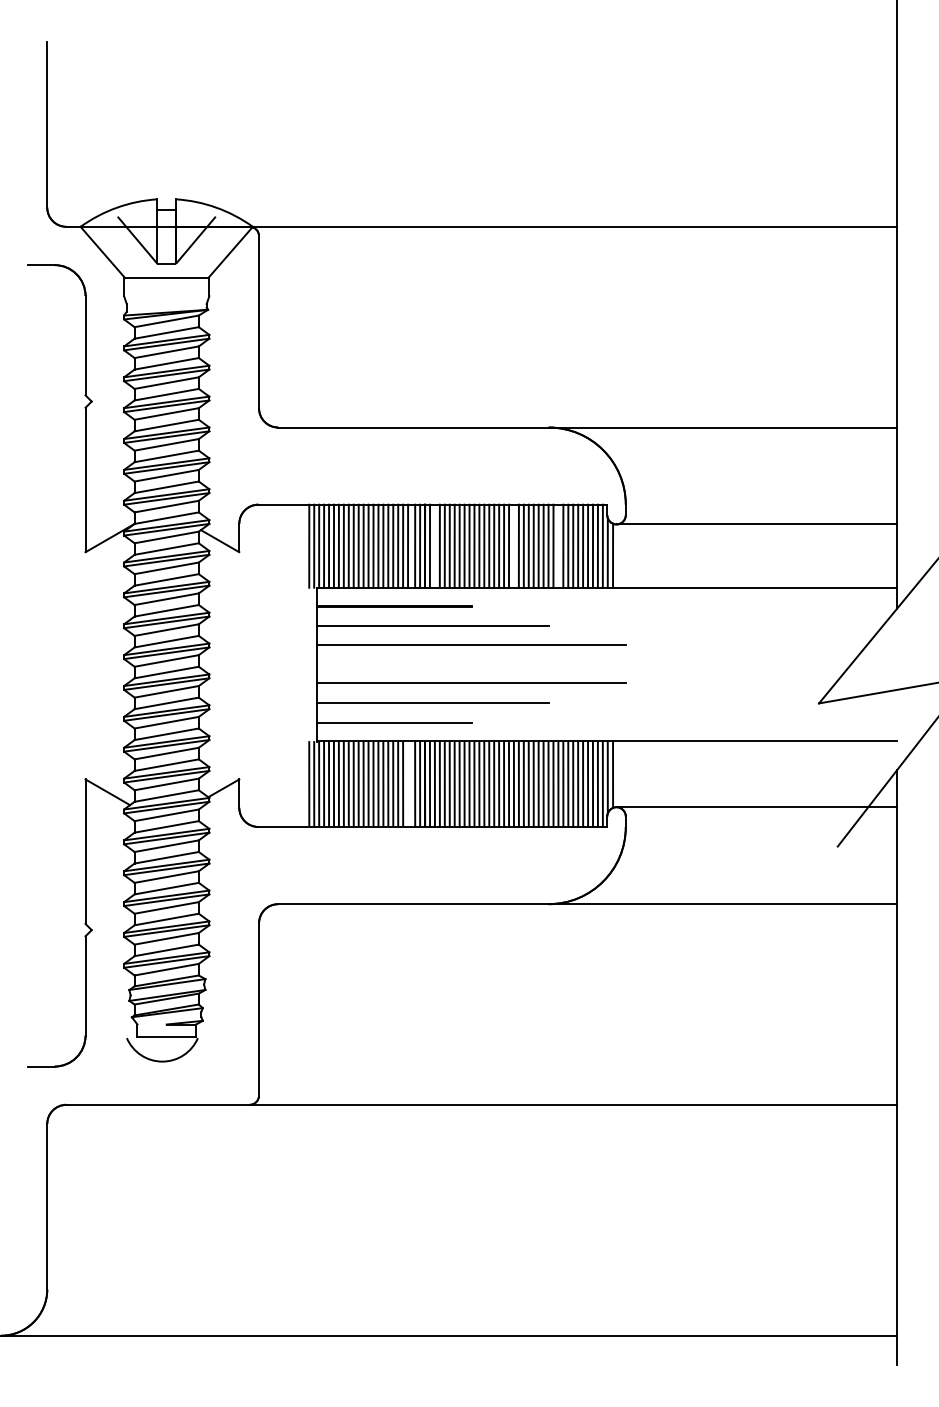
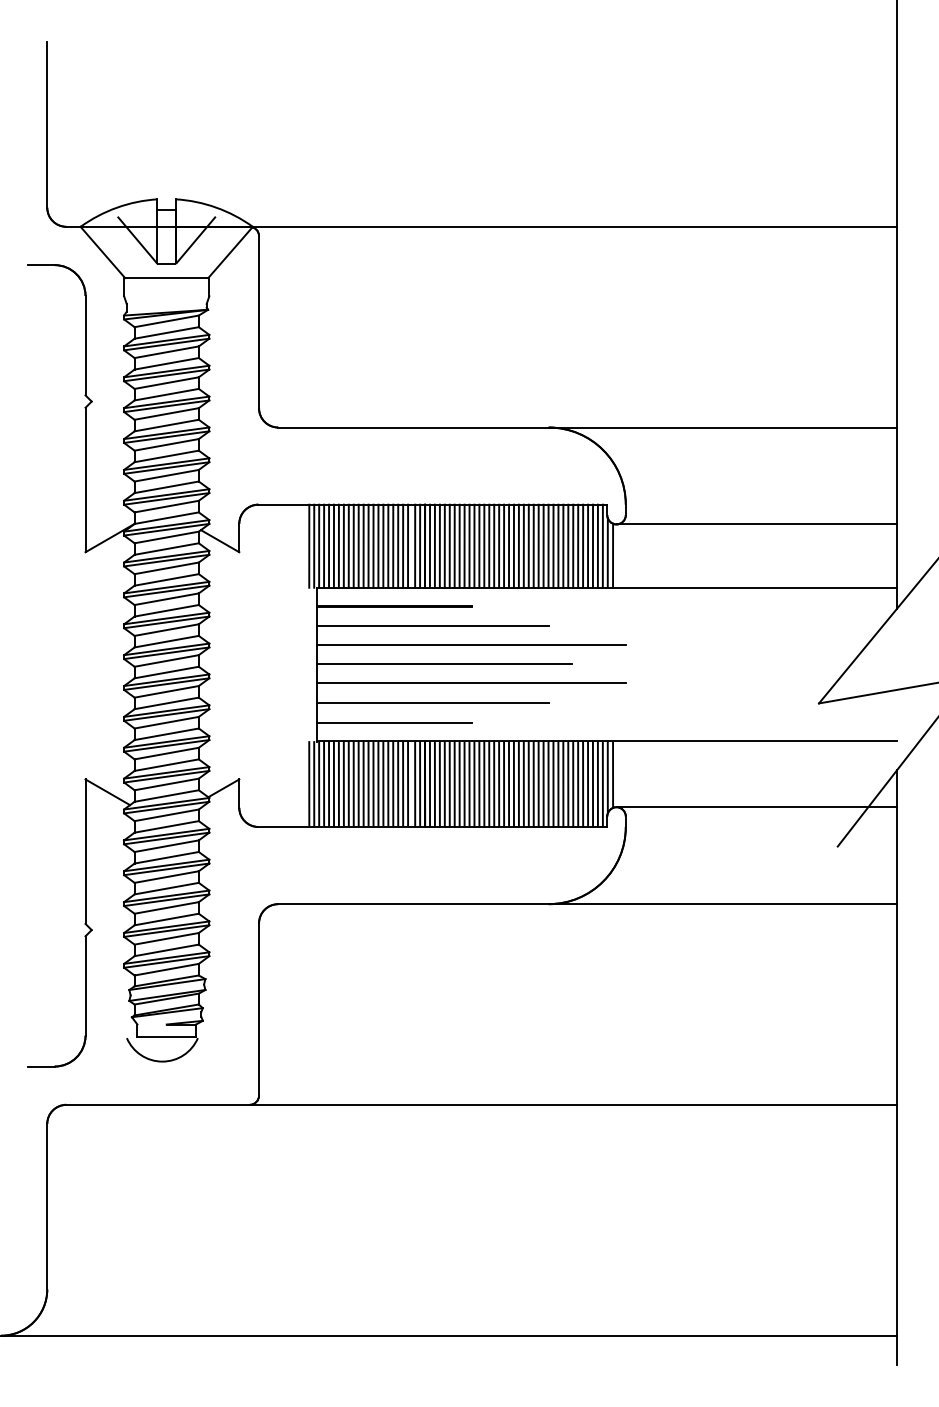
line: none -> present (434, 545)
line: none -> present (513, 545)
line: none -> present (558, 545)
line: none -> present (443, 664)
line: none -> present (408, 783)
